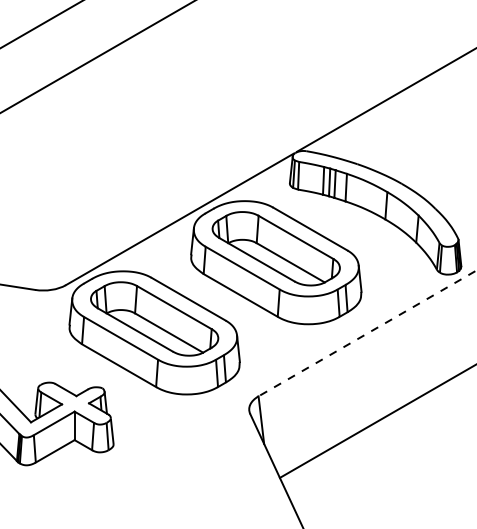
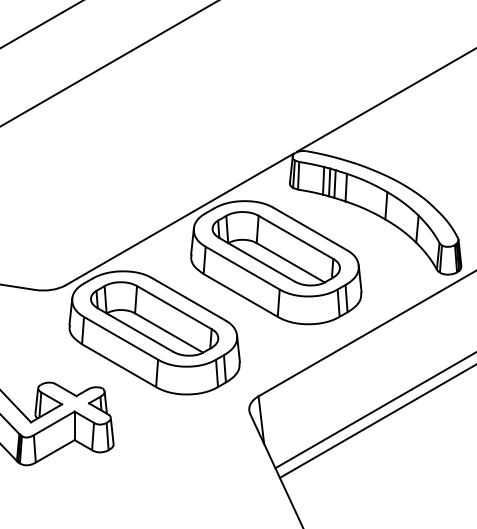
line position: (97, 57) -> (109, 63) (109, 63)
line: dashed -> solid (367, 333)
line: none -> present (374, 410)
